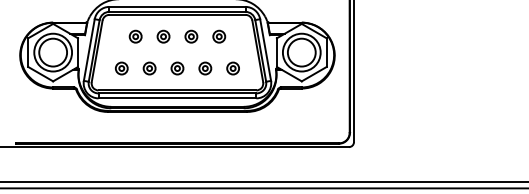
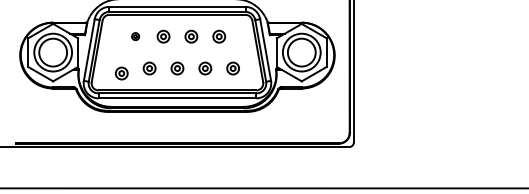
part size: 15x15 px -> 10x10 px (135, 36)
part position: (121, 68) -> (121, 73) (121, 73)
line: present -> none (263, 181)
